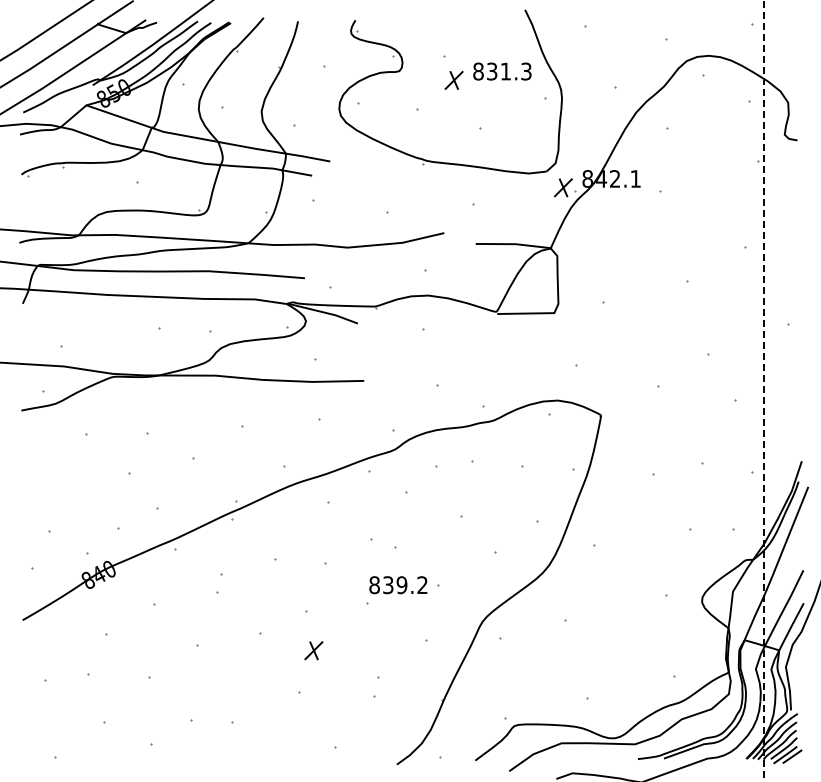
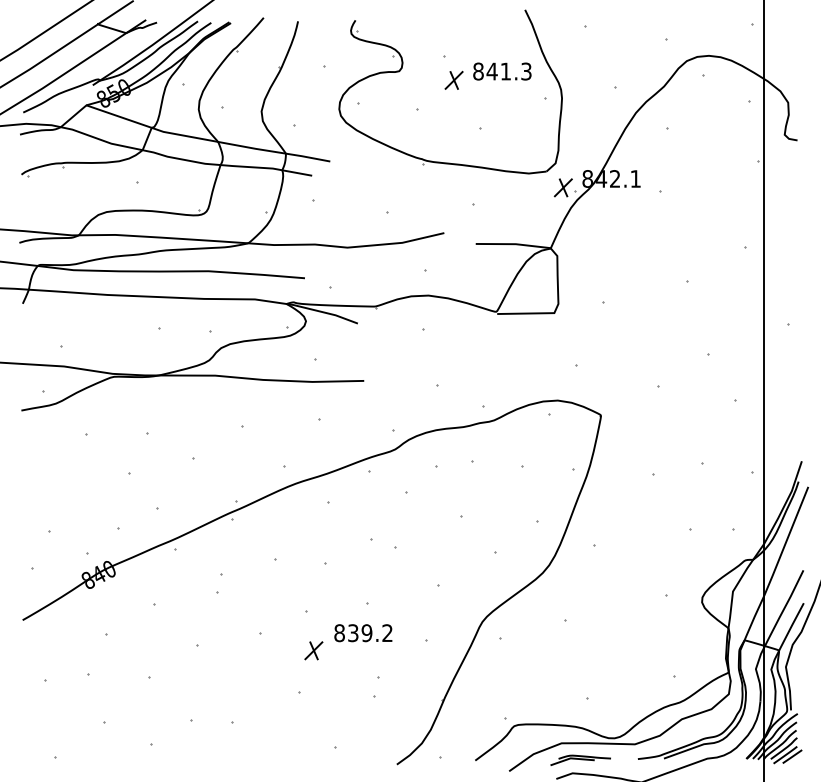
text: 831.3 -> 841.3 (491, 71)
line: dashed -> solid (764, 391)
text position: (398, 585) -> (363, 633) (363, 633)
part: none -> present (580, 759)
